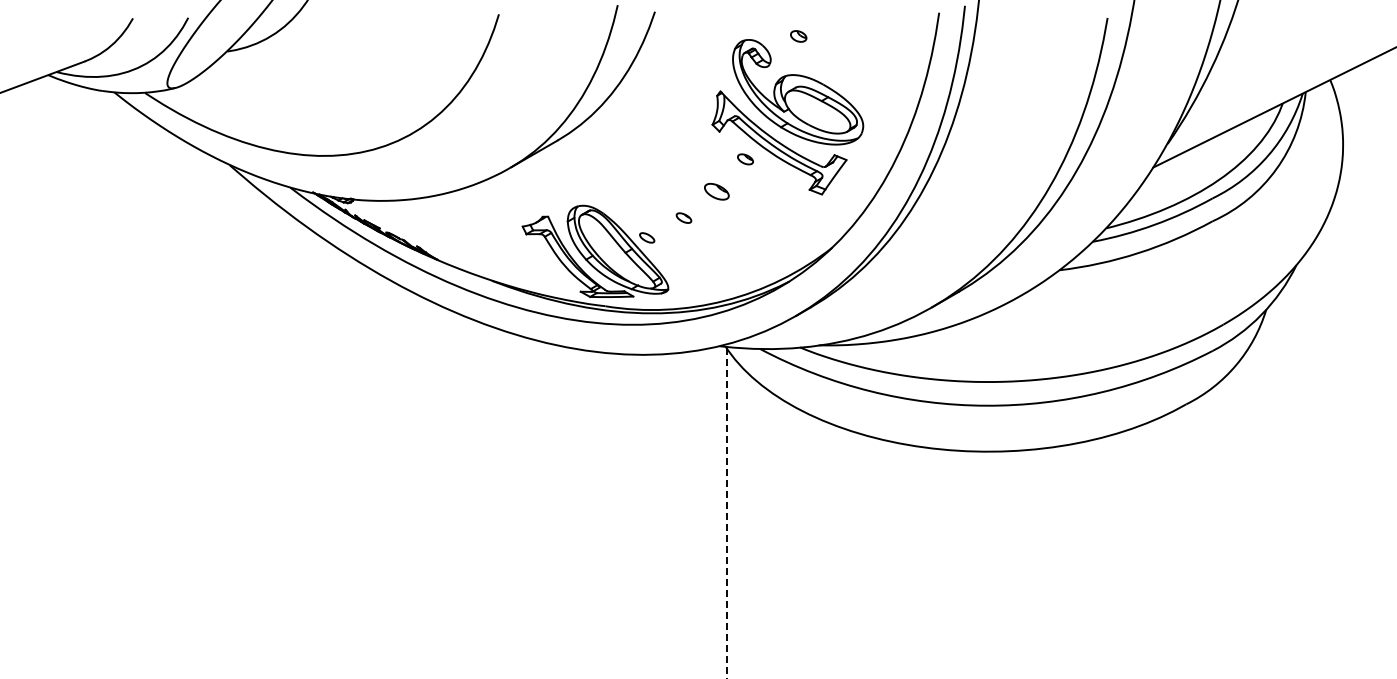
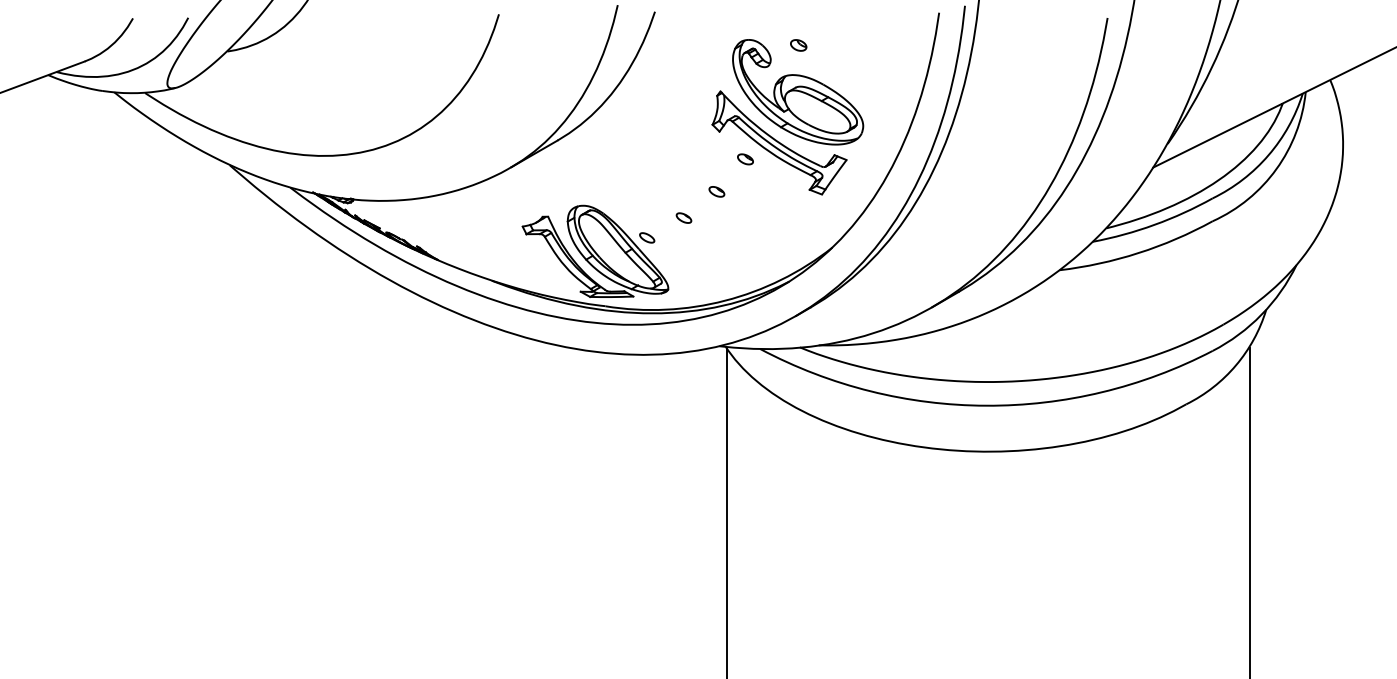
part position: (798, 36) -> (798, 45) (798, 45)
part size: 26x18 px -> 18x12 px (716, 191)
line: none -> present (1249, 511)
line: dashed -> solid (726, 513)
